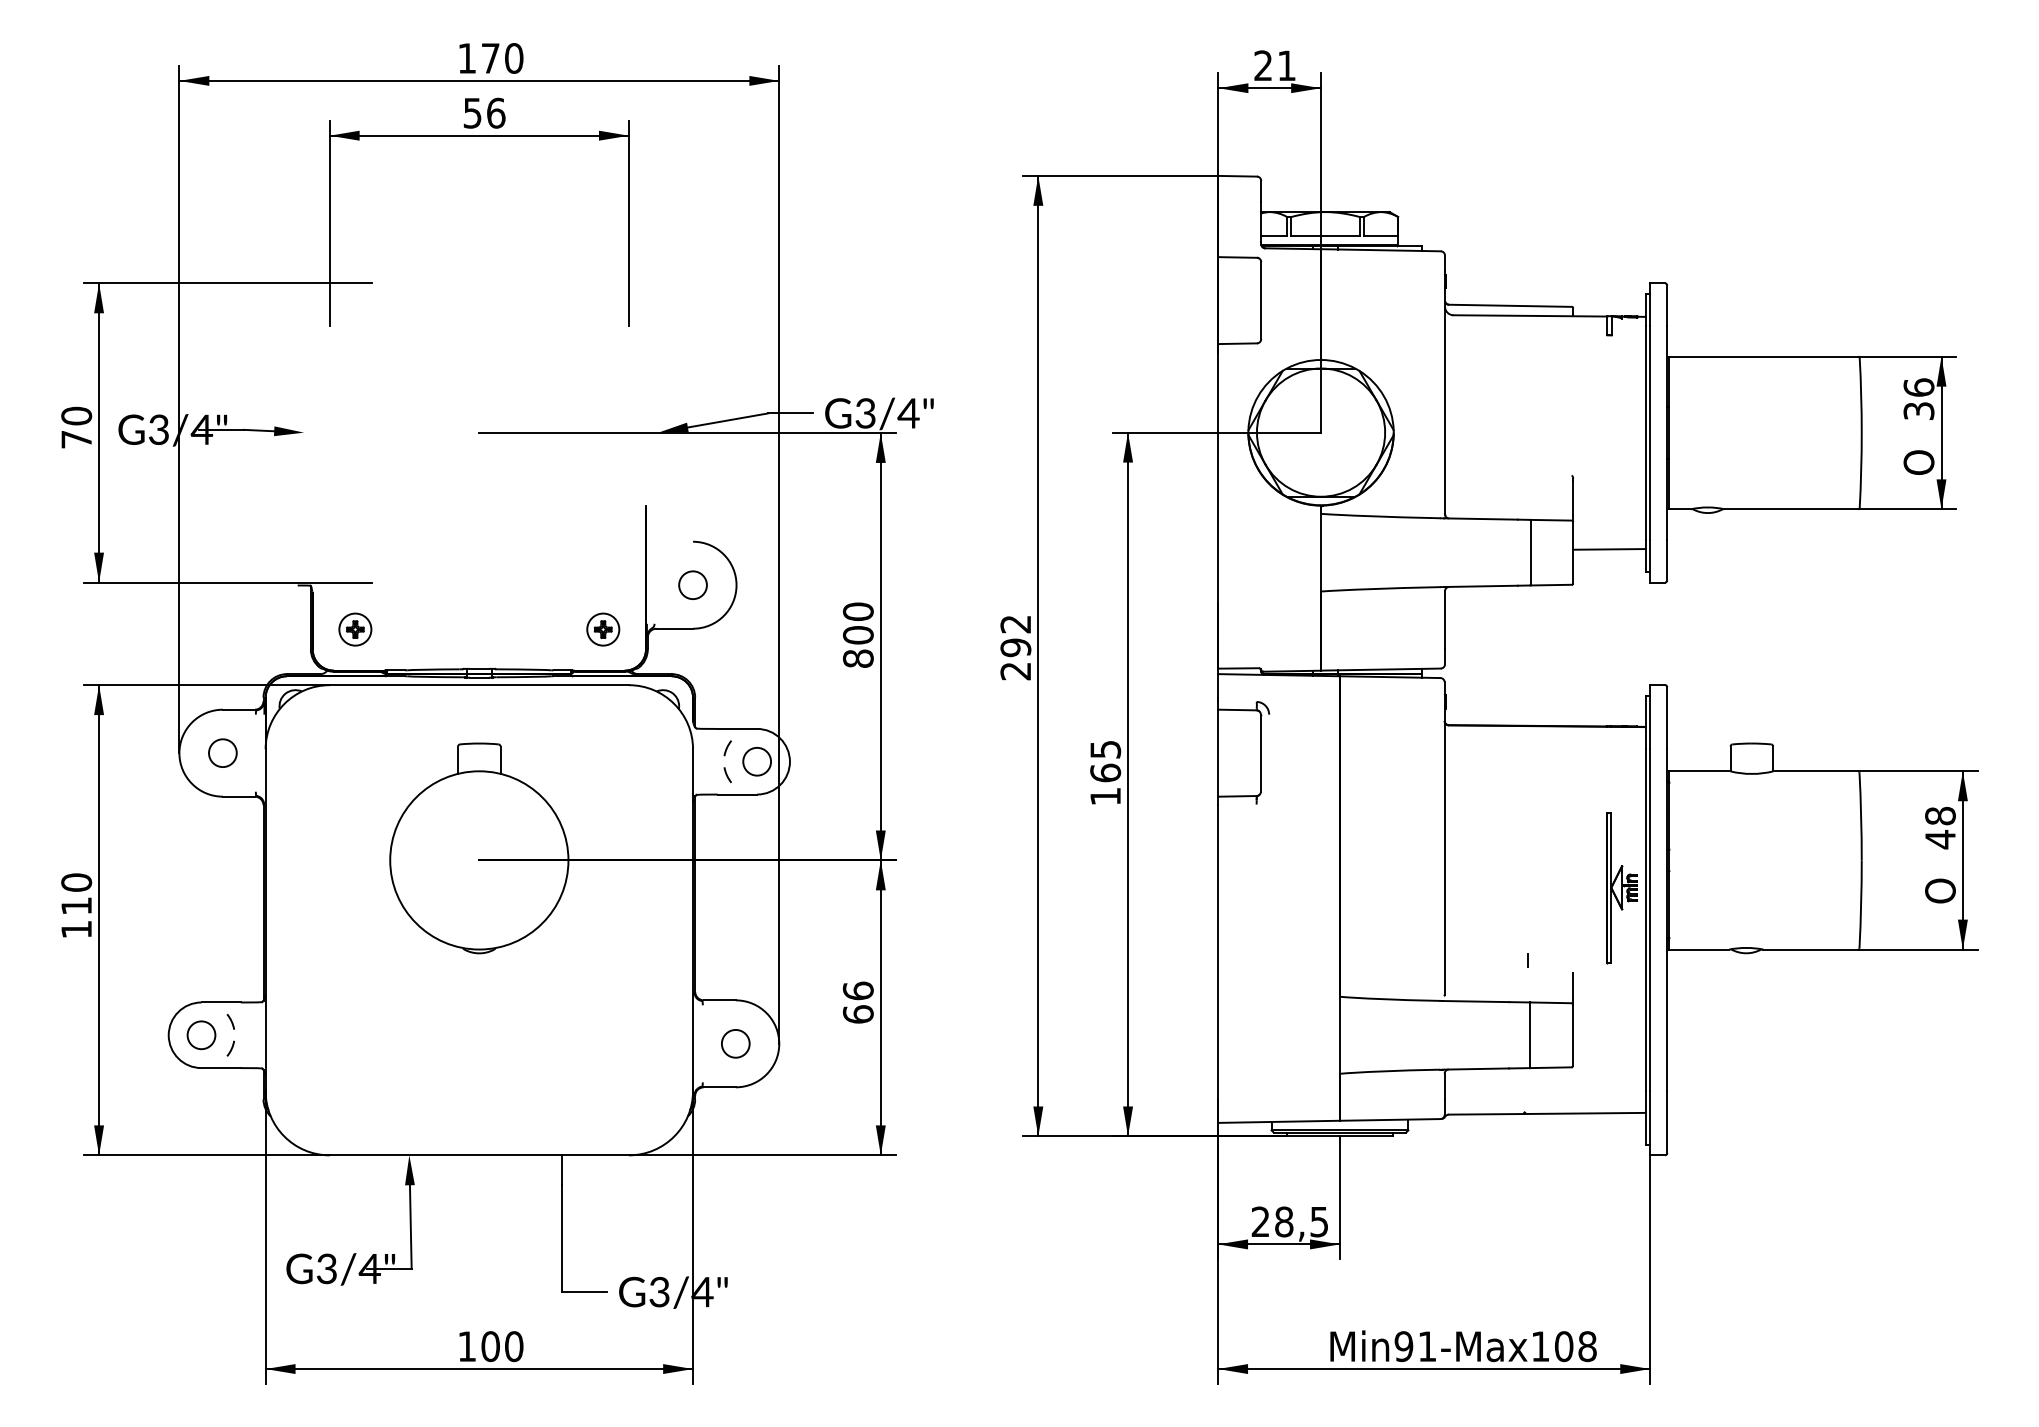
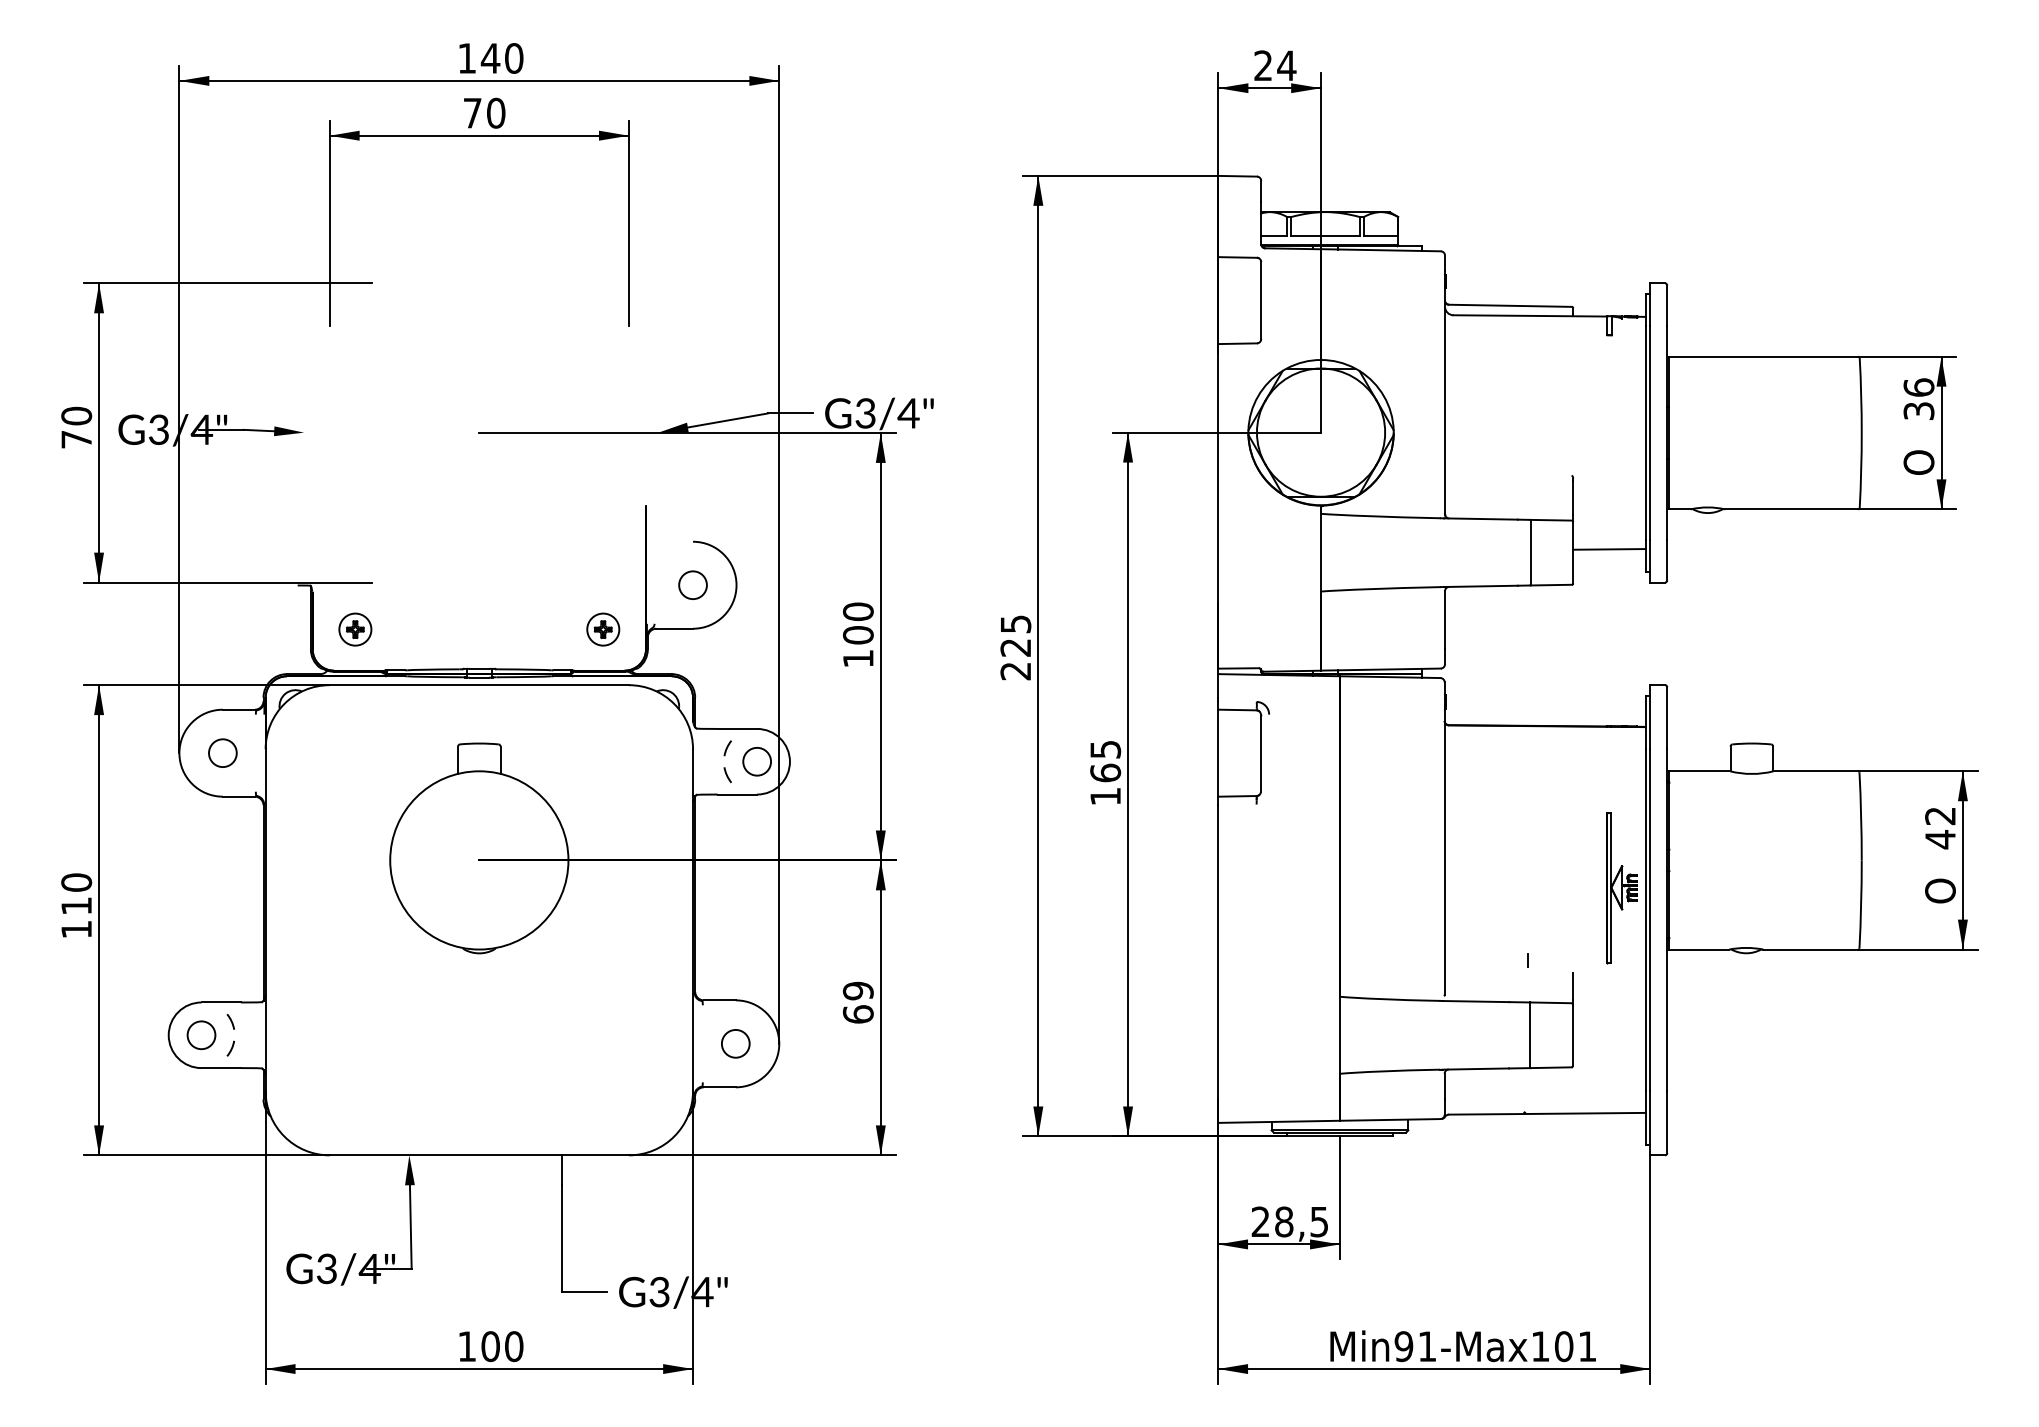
text: 170 -> 140 (490, 58)
text: 21 -> 24 (1286, 65)
text: 56 -> 70 (484, 112)
text: 292 -> 225 (1015, 636)
text: 800 -> 100 (857, 658)
text: 48 -> 42 (1940, 815)
text: 66 -> 69 (857, 990)
text: Min91-Max108 -> Min91-Max101 (1587, 1346)
